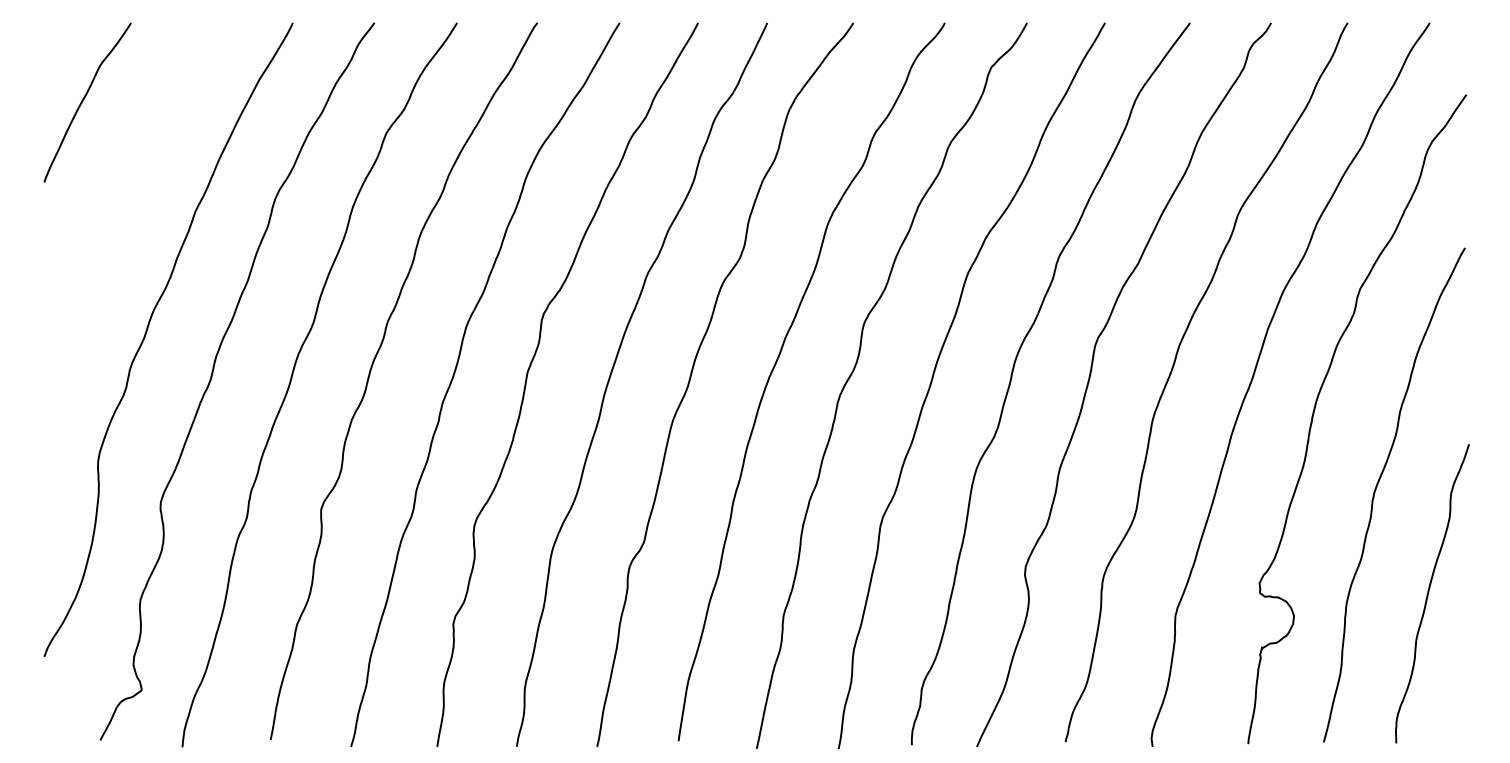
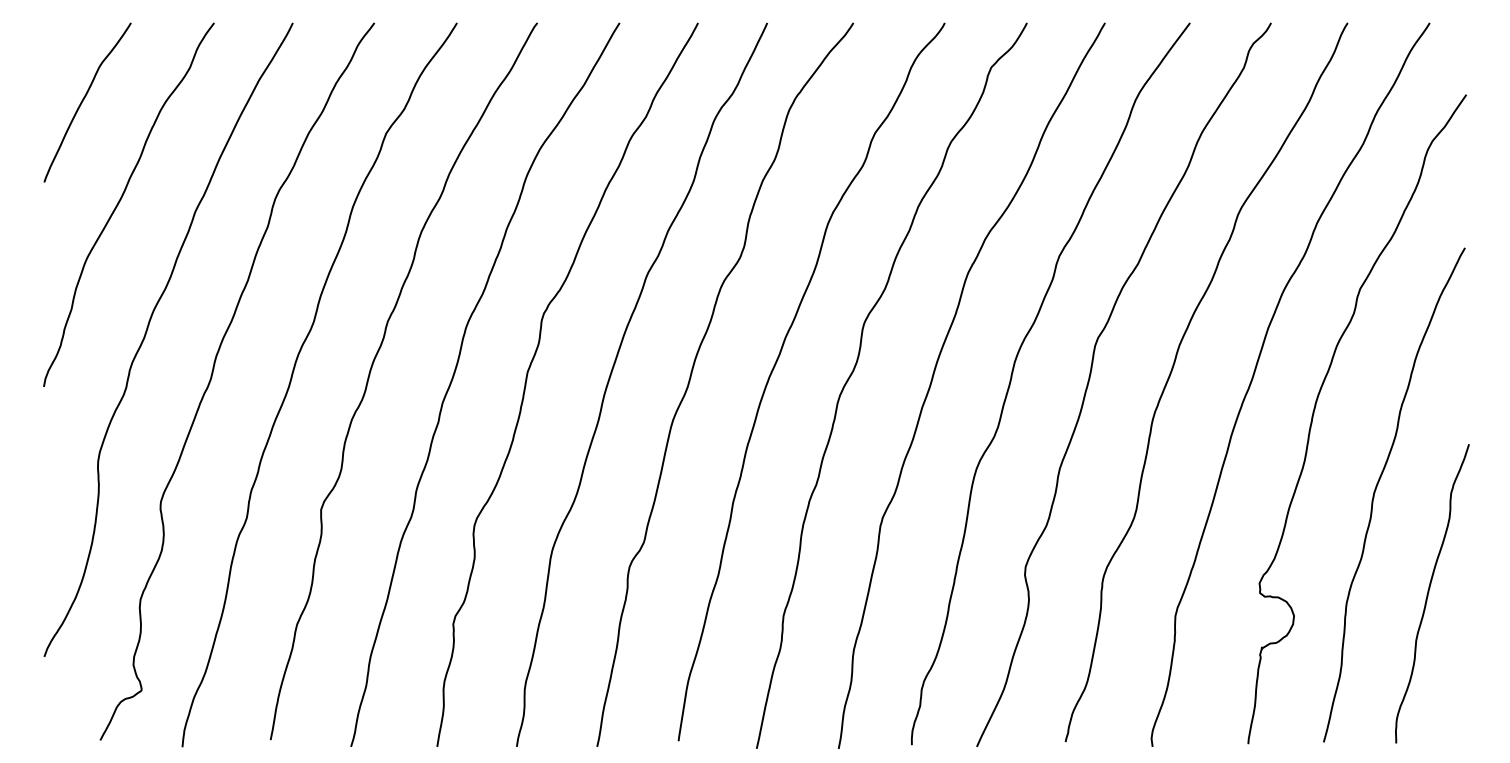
curve: none -> present (120, 201)
